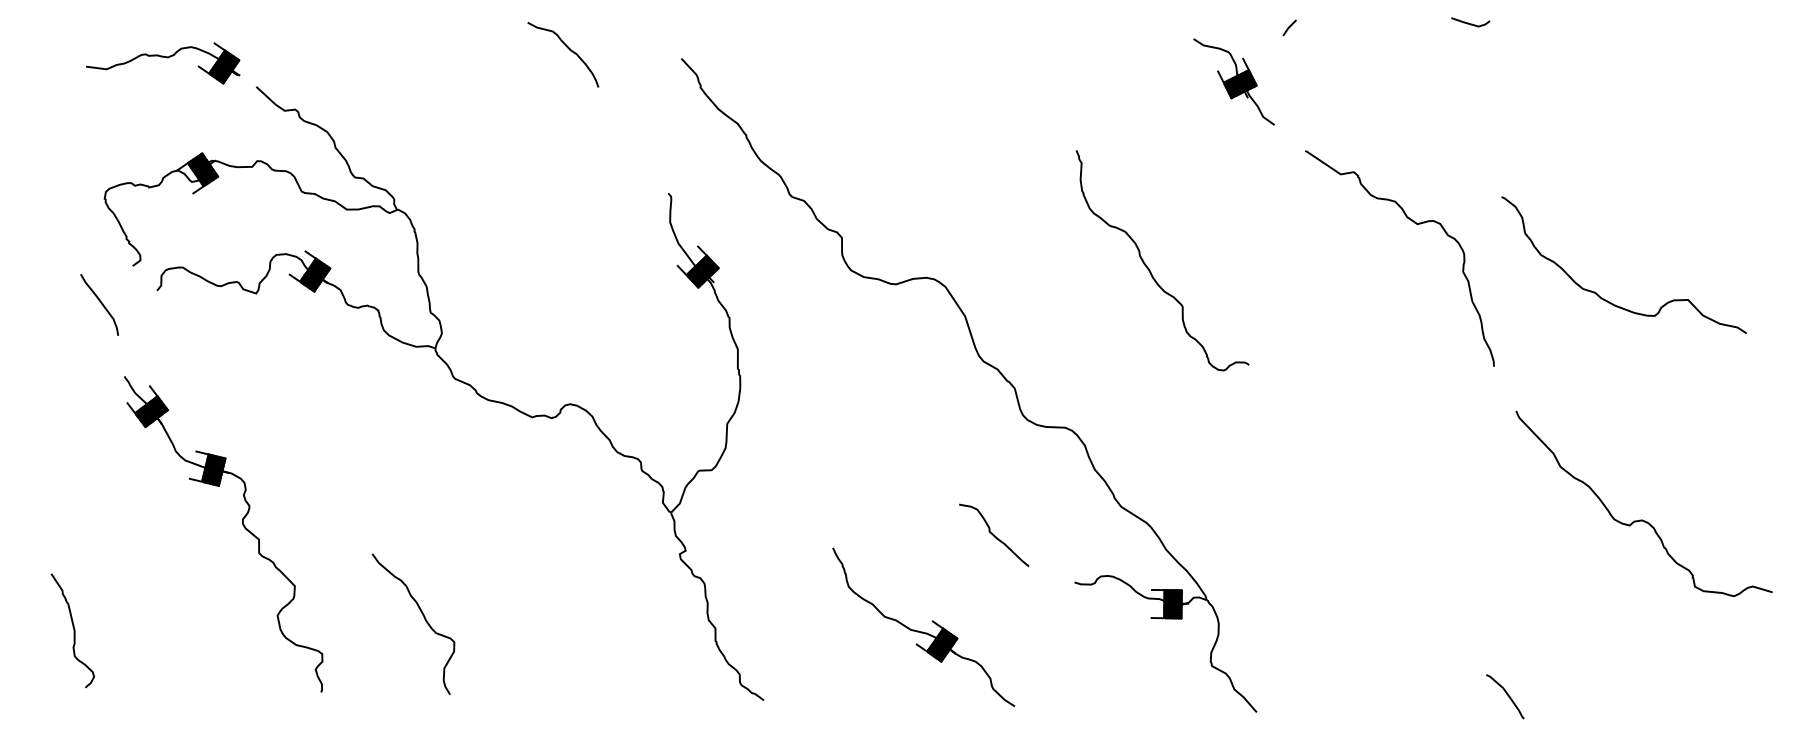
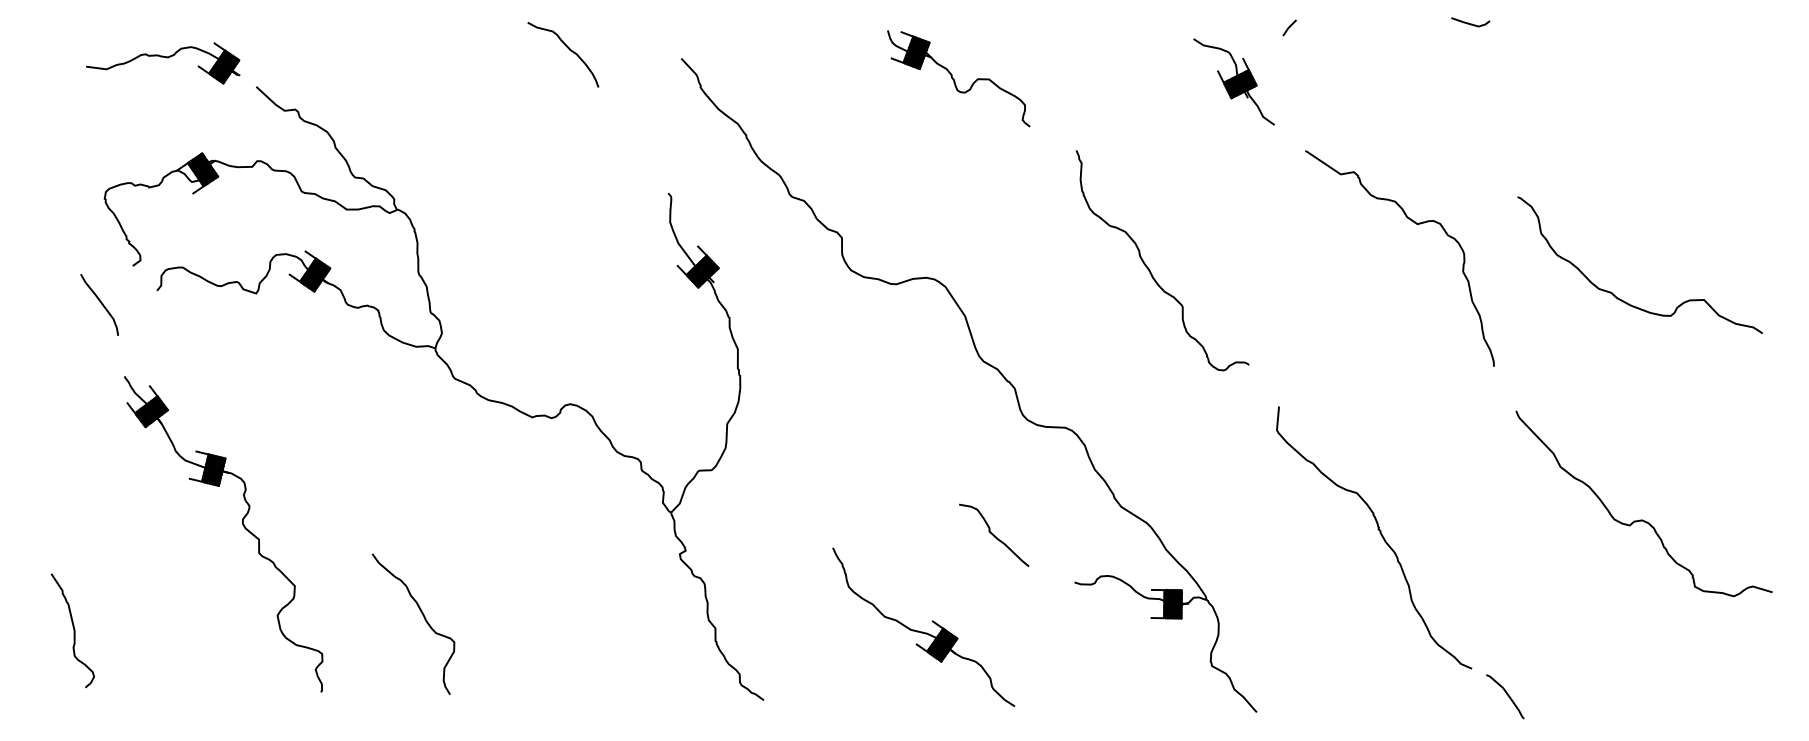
part: none -> present (958, 78)
curve position: (1595, 291) -> (1611, 291) (1611, 291)
curve: none -> present (1379, 533)
